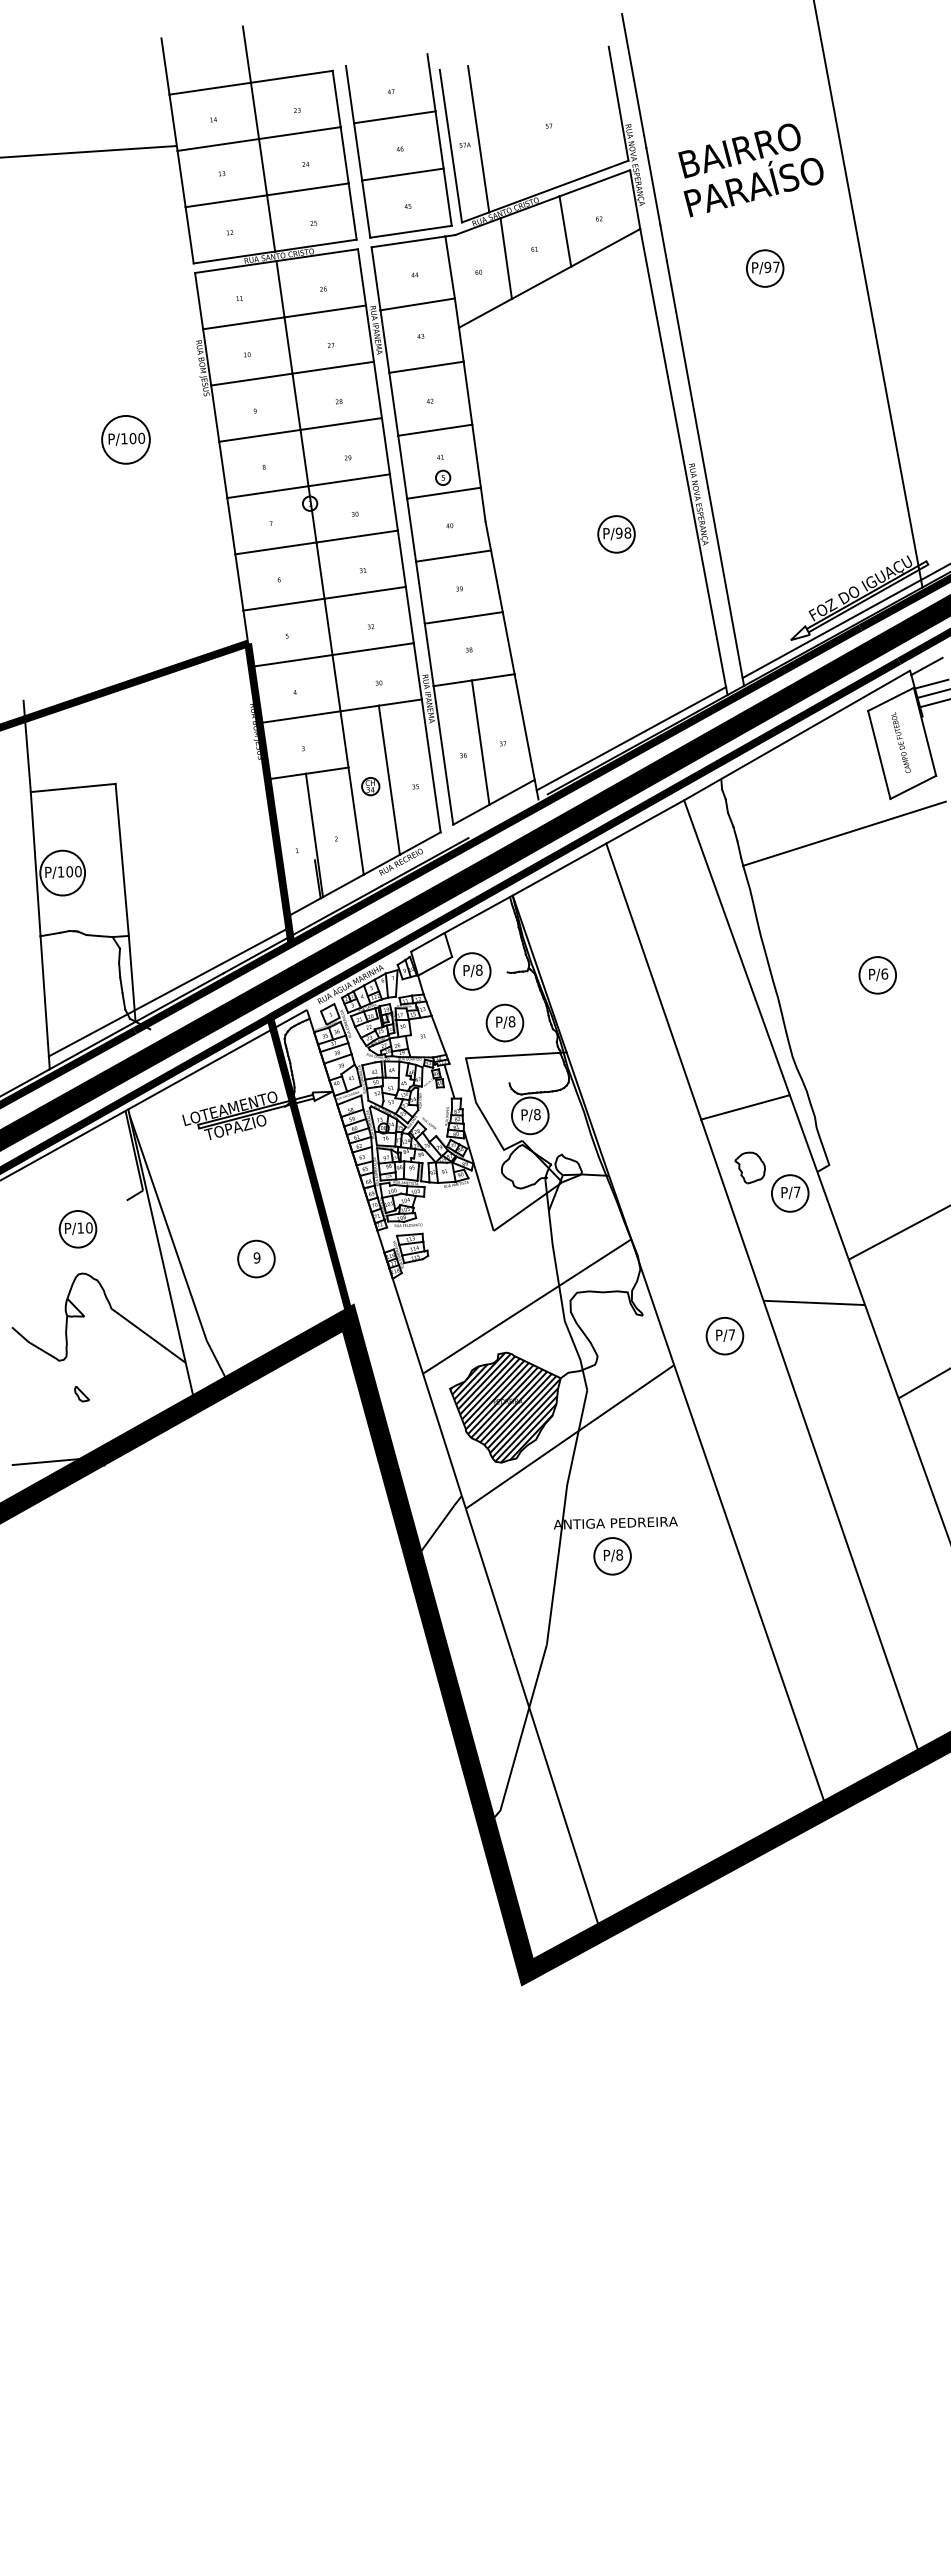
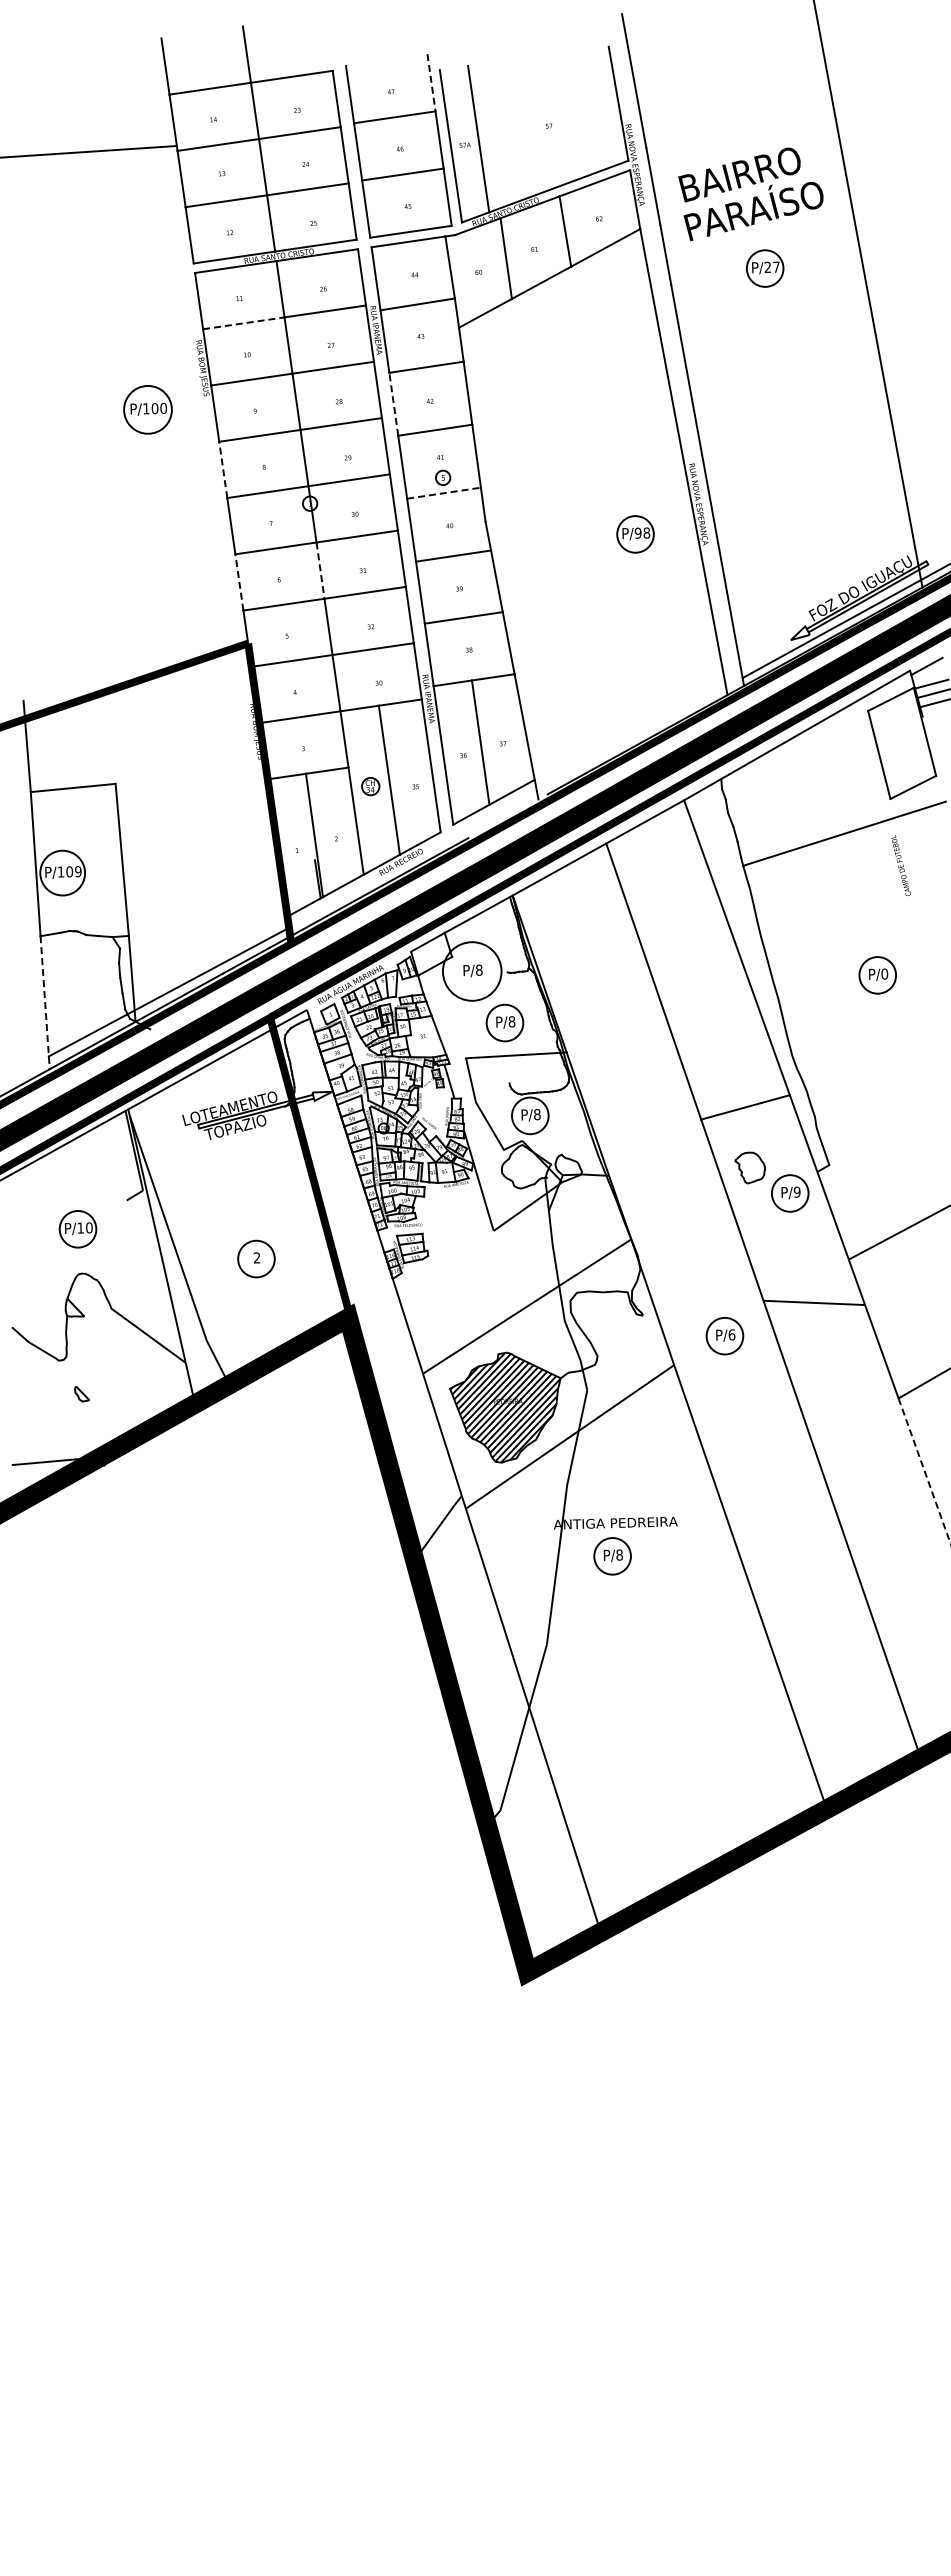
line: solid -> dashed (431, 82)
text position: (750, 170) -> (750, 194) (750, 194)
text: P/97 -> P/27 (767, 267)
line: solid -> dashed (244, 323)
line: solid -> dashed (393, 404)
part position: (125, 439) -> (147, 409) (147, 409)
line: solid -> dashed (223, 469)
line: solid -> dashed (444, 493)
part position: (616, 534) -> (635, 534) (635, 534)
line: solid -> dashed (320, 571)
line: solid -> dashed (239, 581)
line: present -> none (631, 738)
text position: (900, 742) -> (900, 865) (900, 865)
text: P/100 -> P/109 (78, 871)
circle diameter: 37 px -> 59 px (471, 971)
text: P/6 -> P/0 (884, 973)
line: solid -> dashed (45, 1002)
text: P/7 -> P/9 (796, 1191)
text: 9 -> 2 (256, 1257)
text: P/7 -> P/6 (731, 1334)
line: solid -> dashed (924, 1471)
